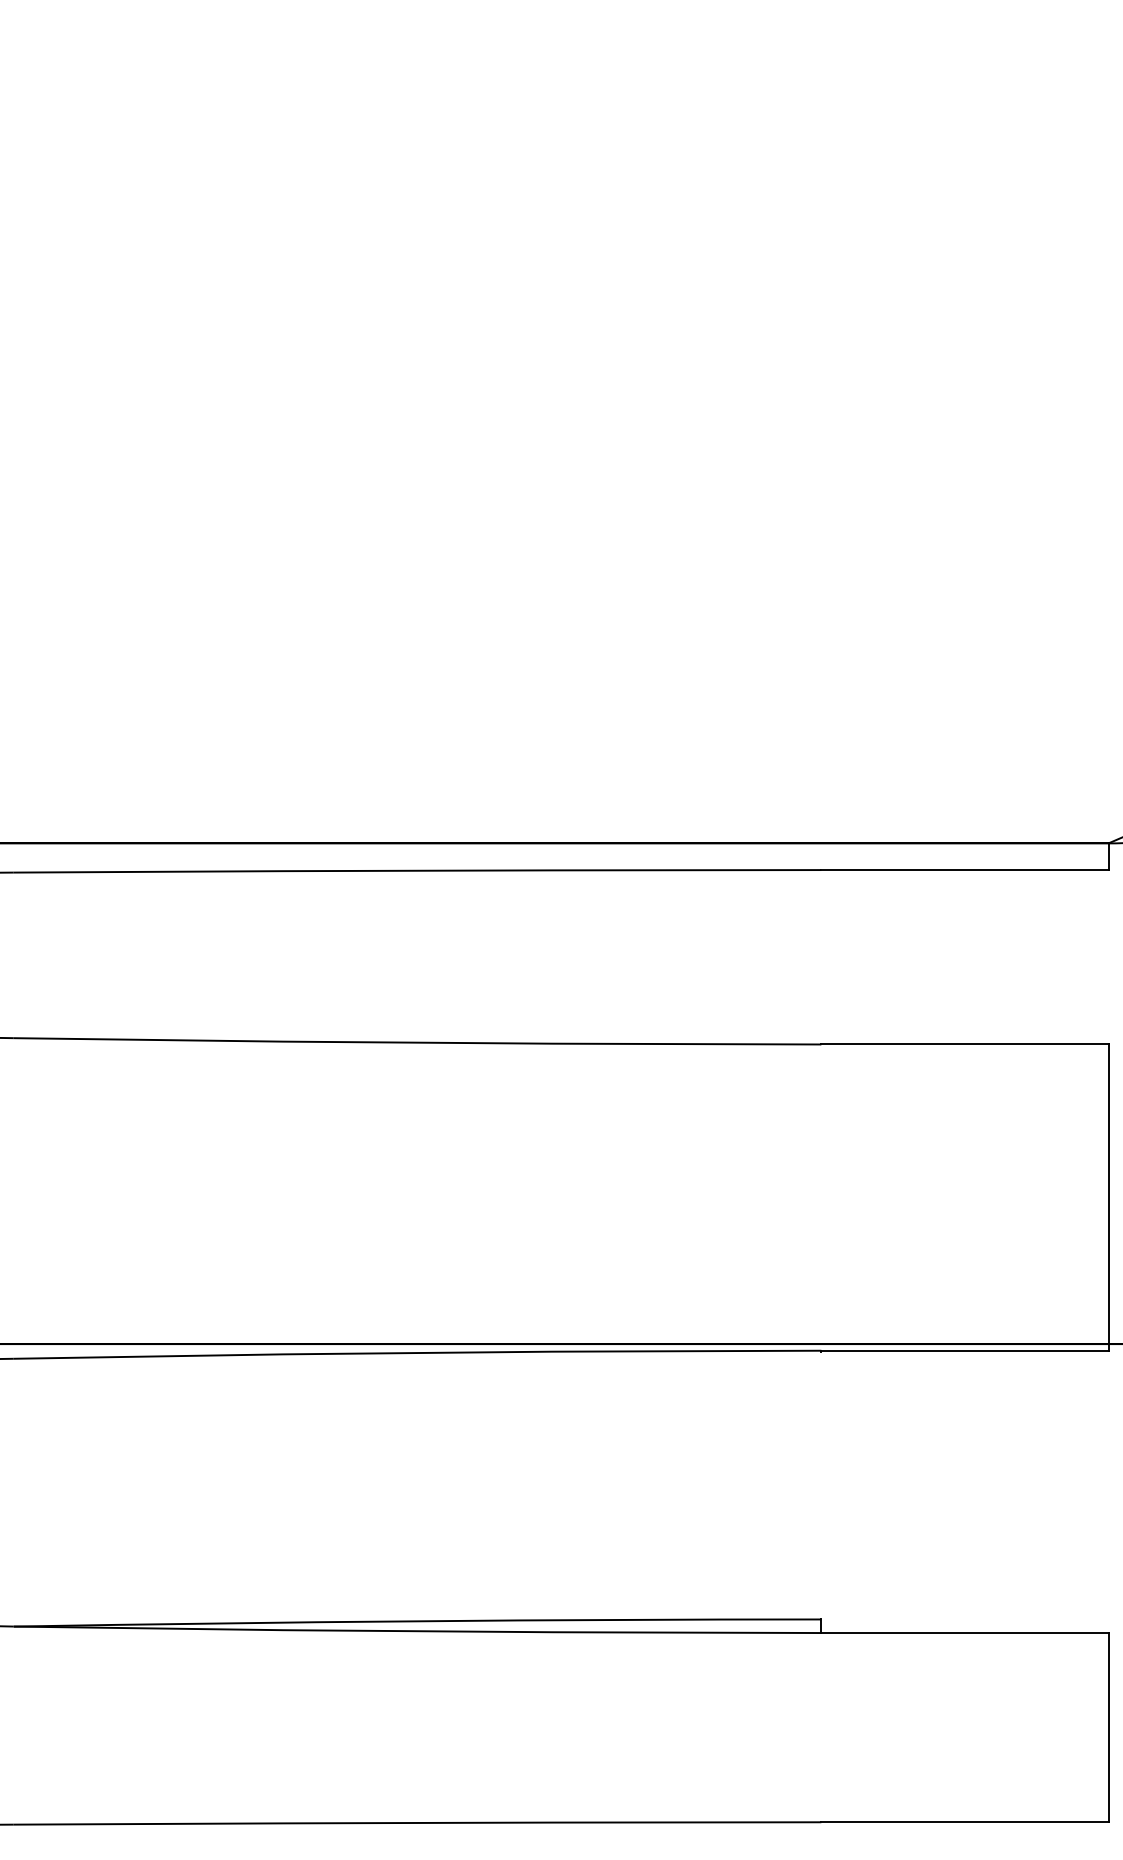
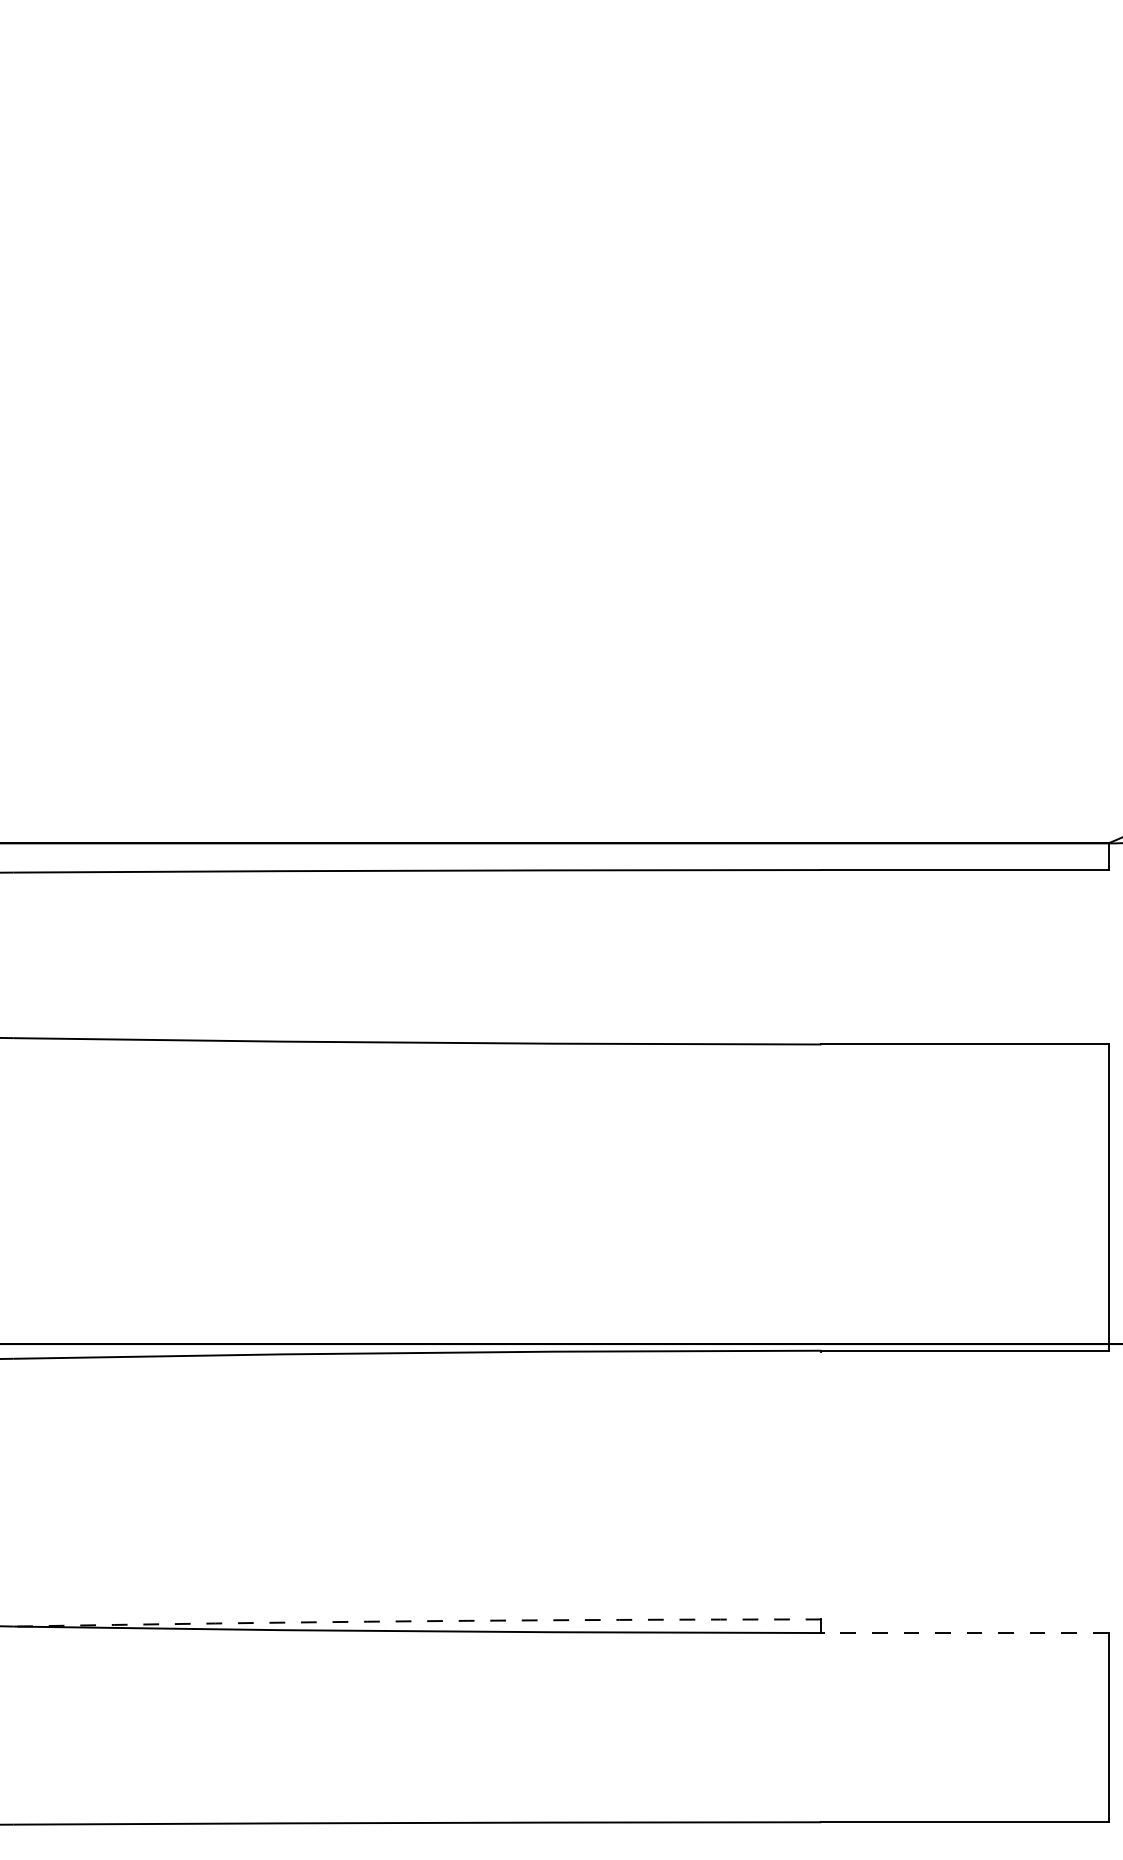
arc: solid -> dashed (417, 1621)
line: solid -> dashed (964, 1633)
